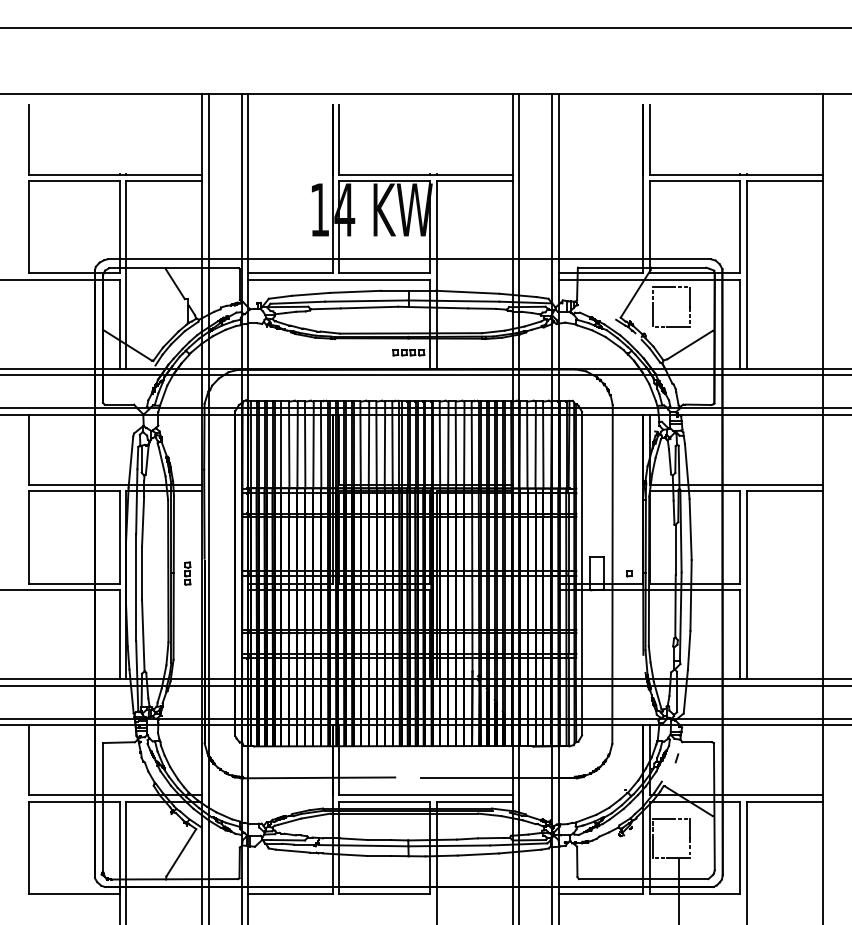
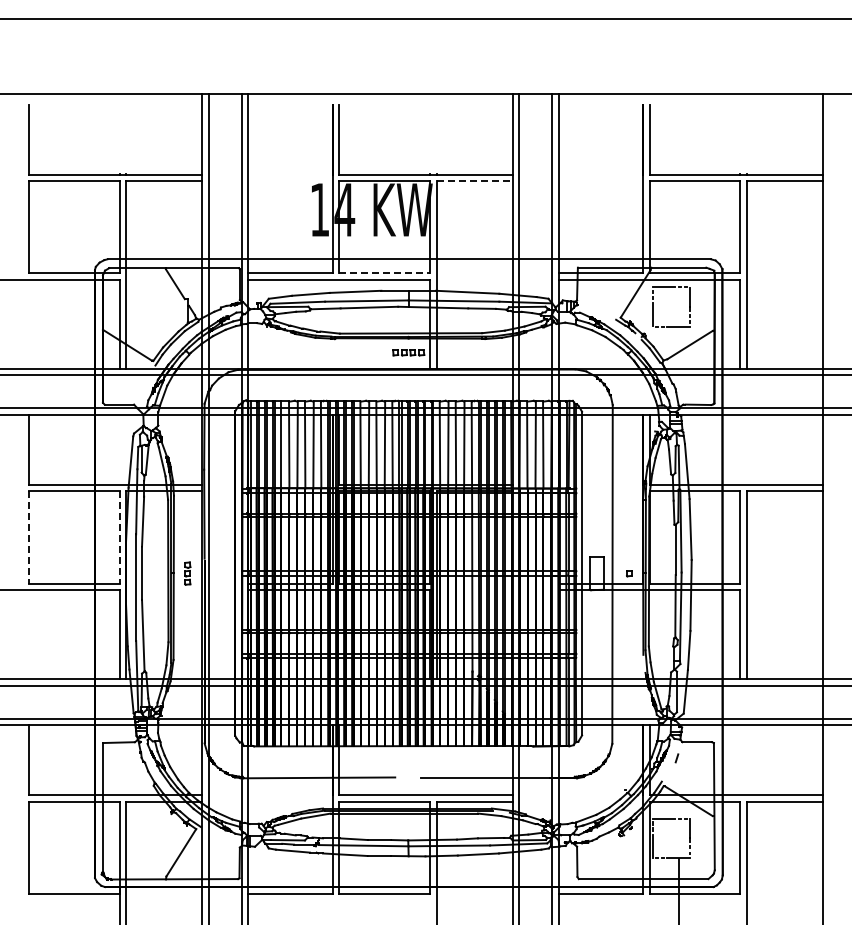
line position: (425, 27) -> (425, 18) (425, 18)
line: solid -> dashed (475, 181)
line: solid -> dashed (385, 273)
line: solid -> dashed (29, 538)
line: solid -> dashed (119, 538)
